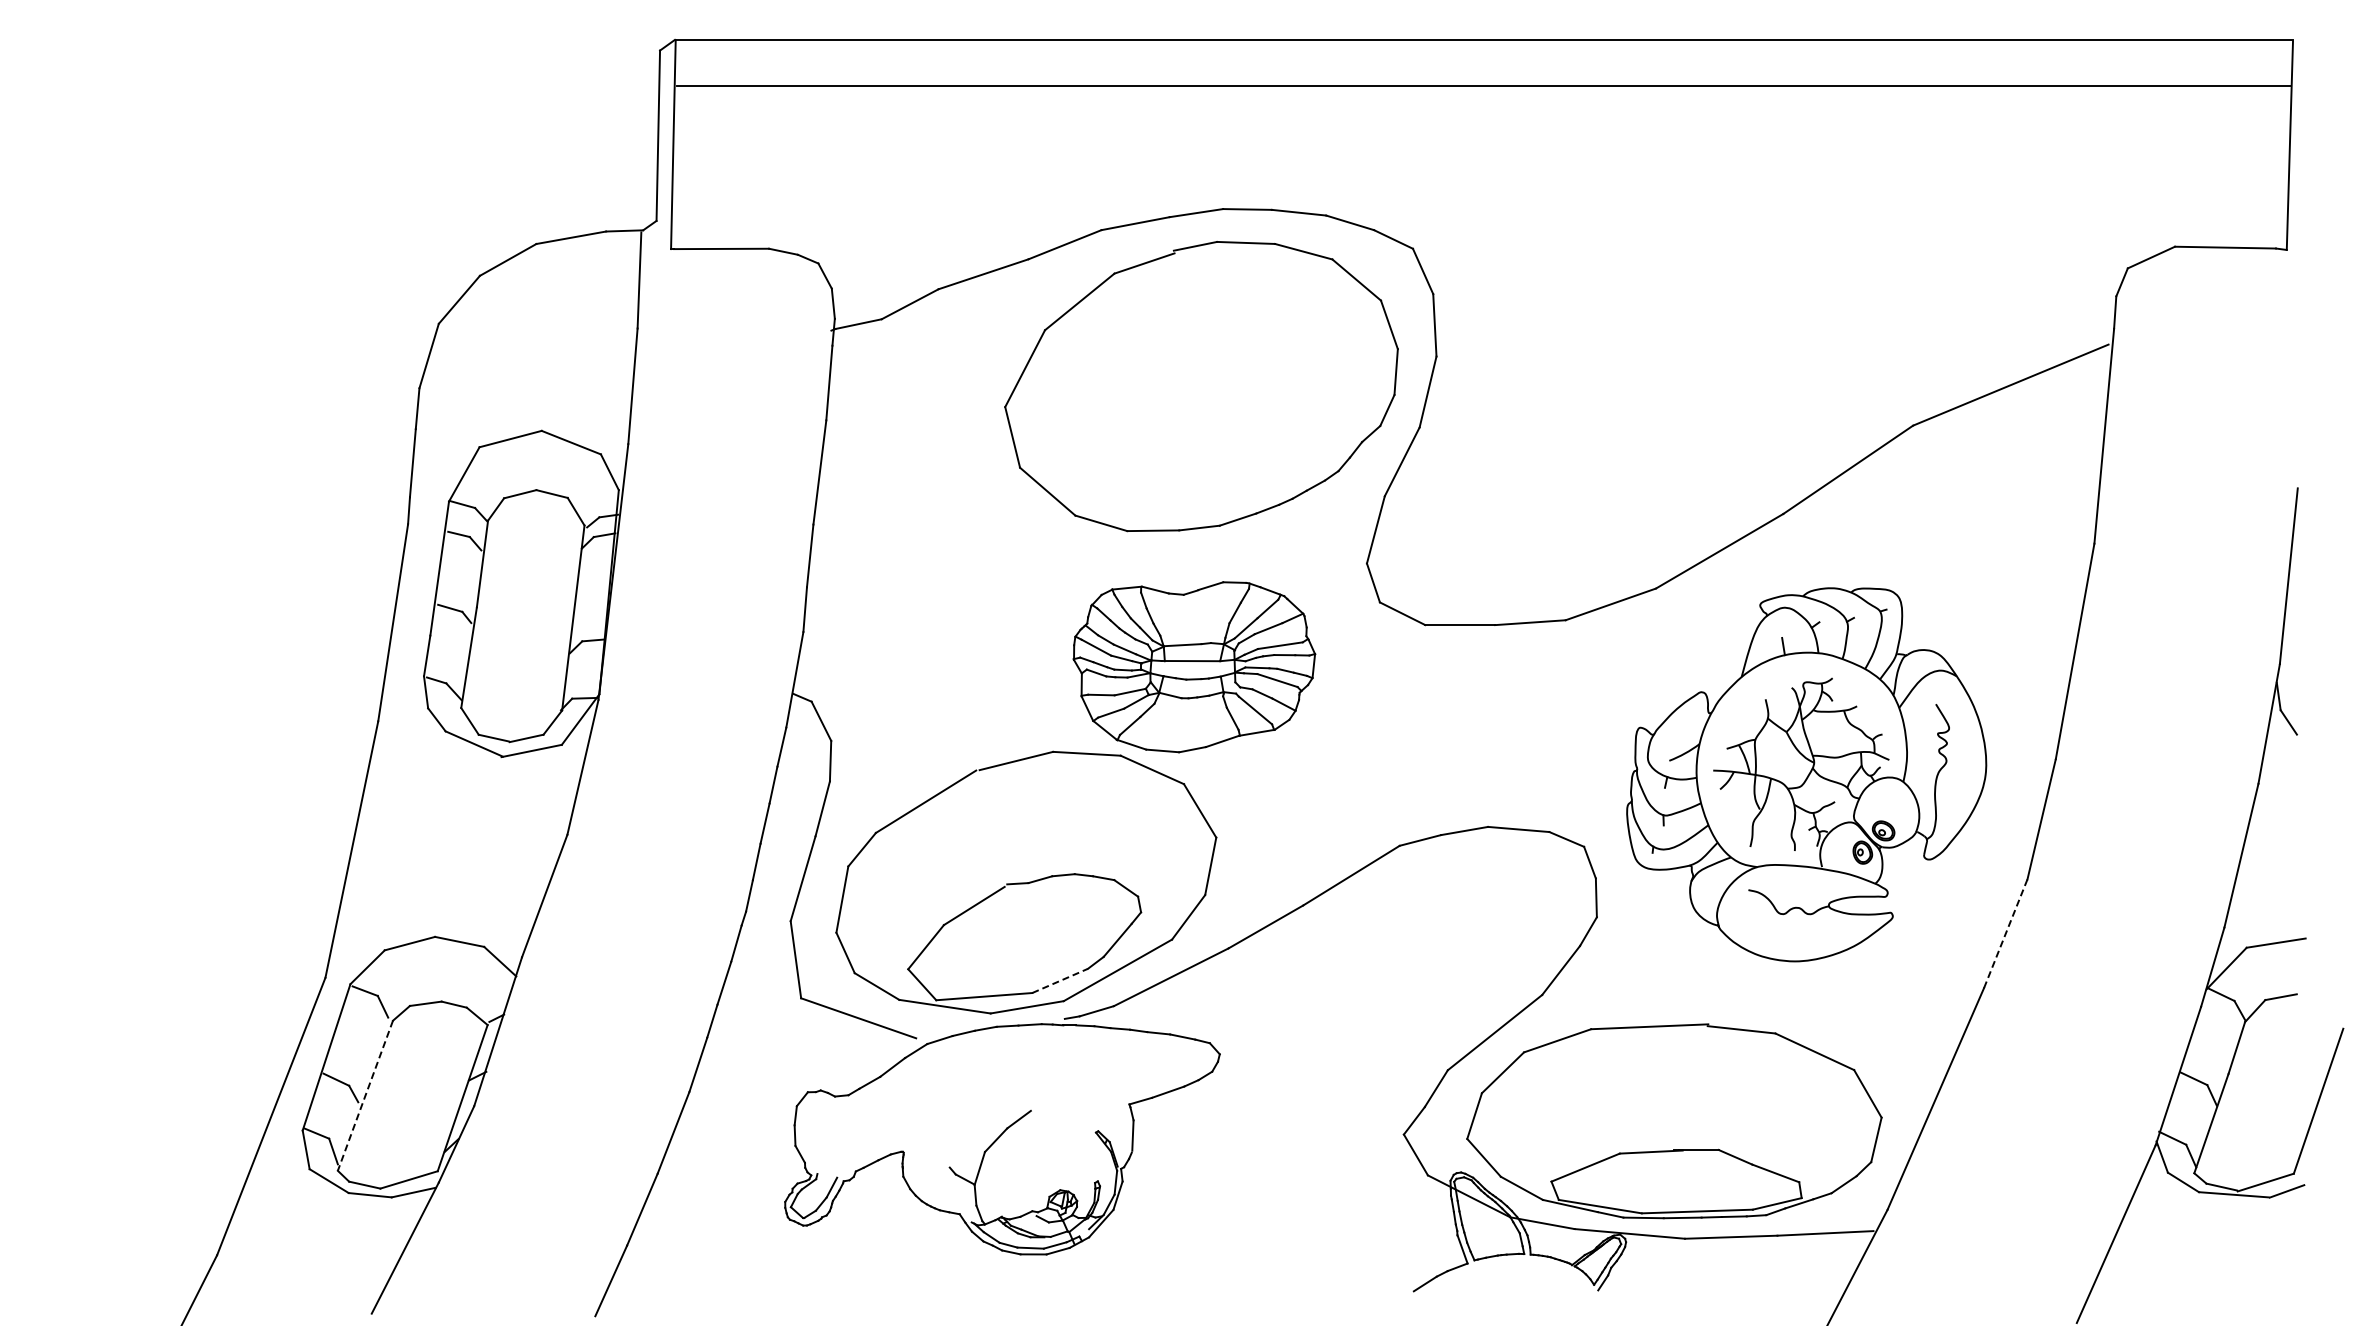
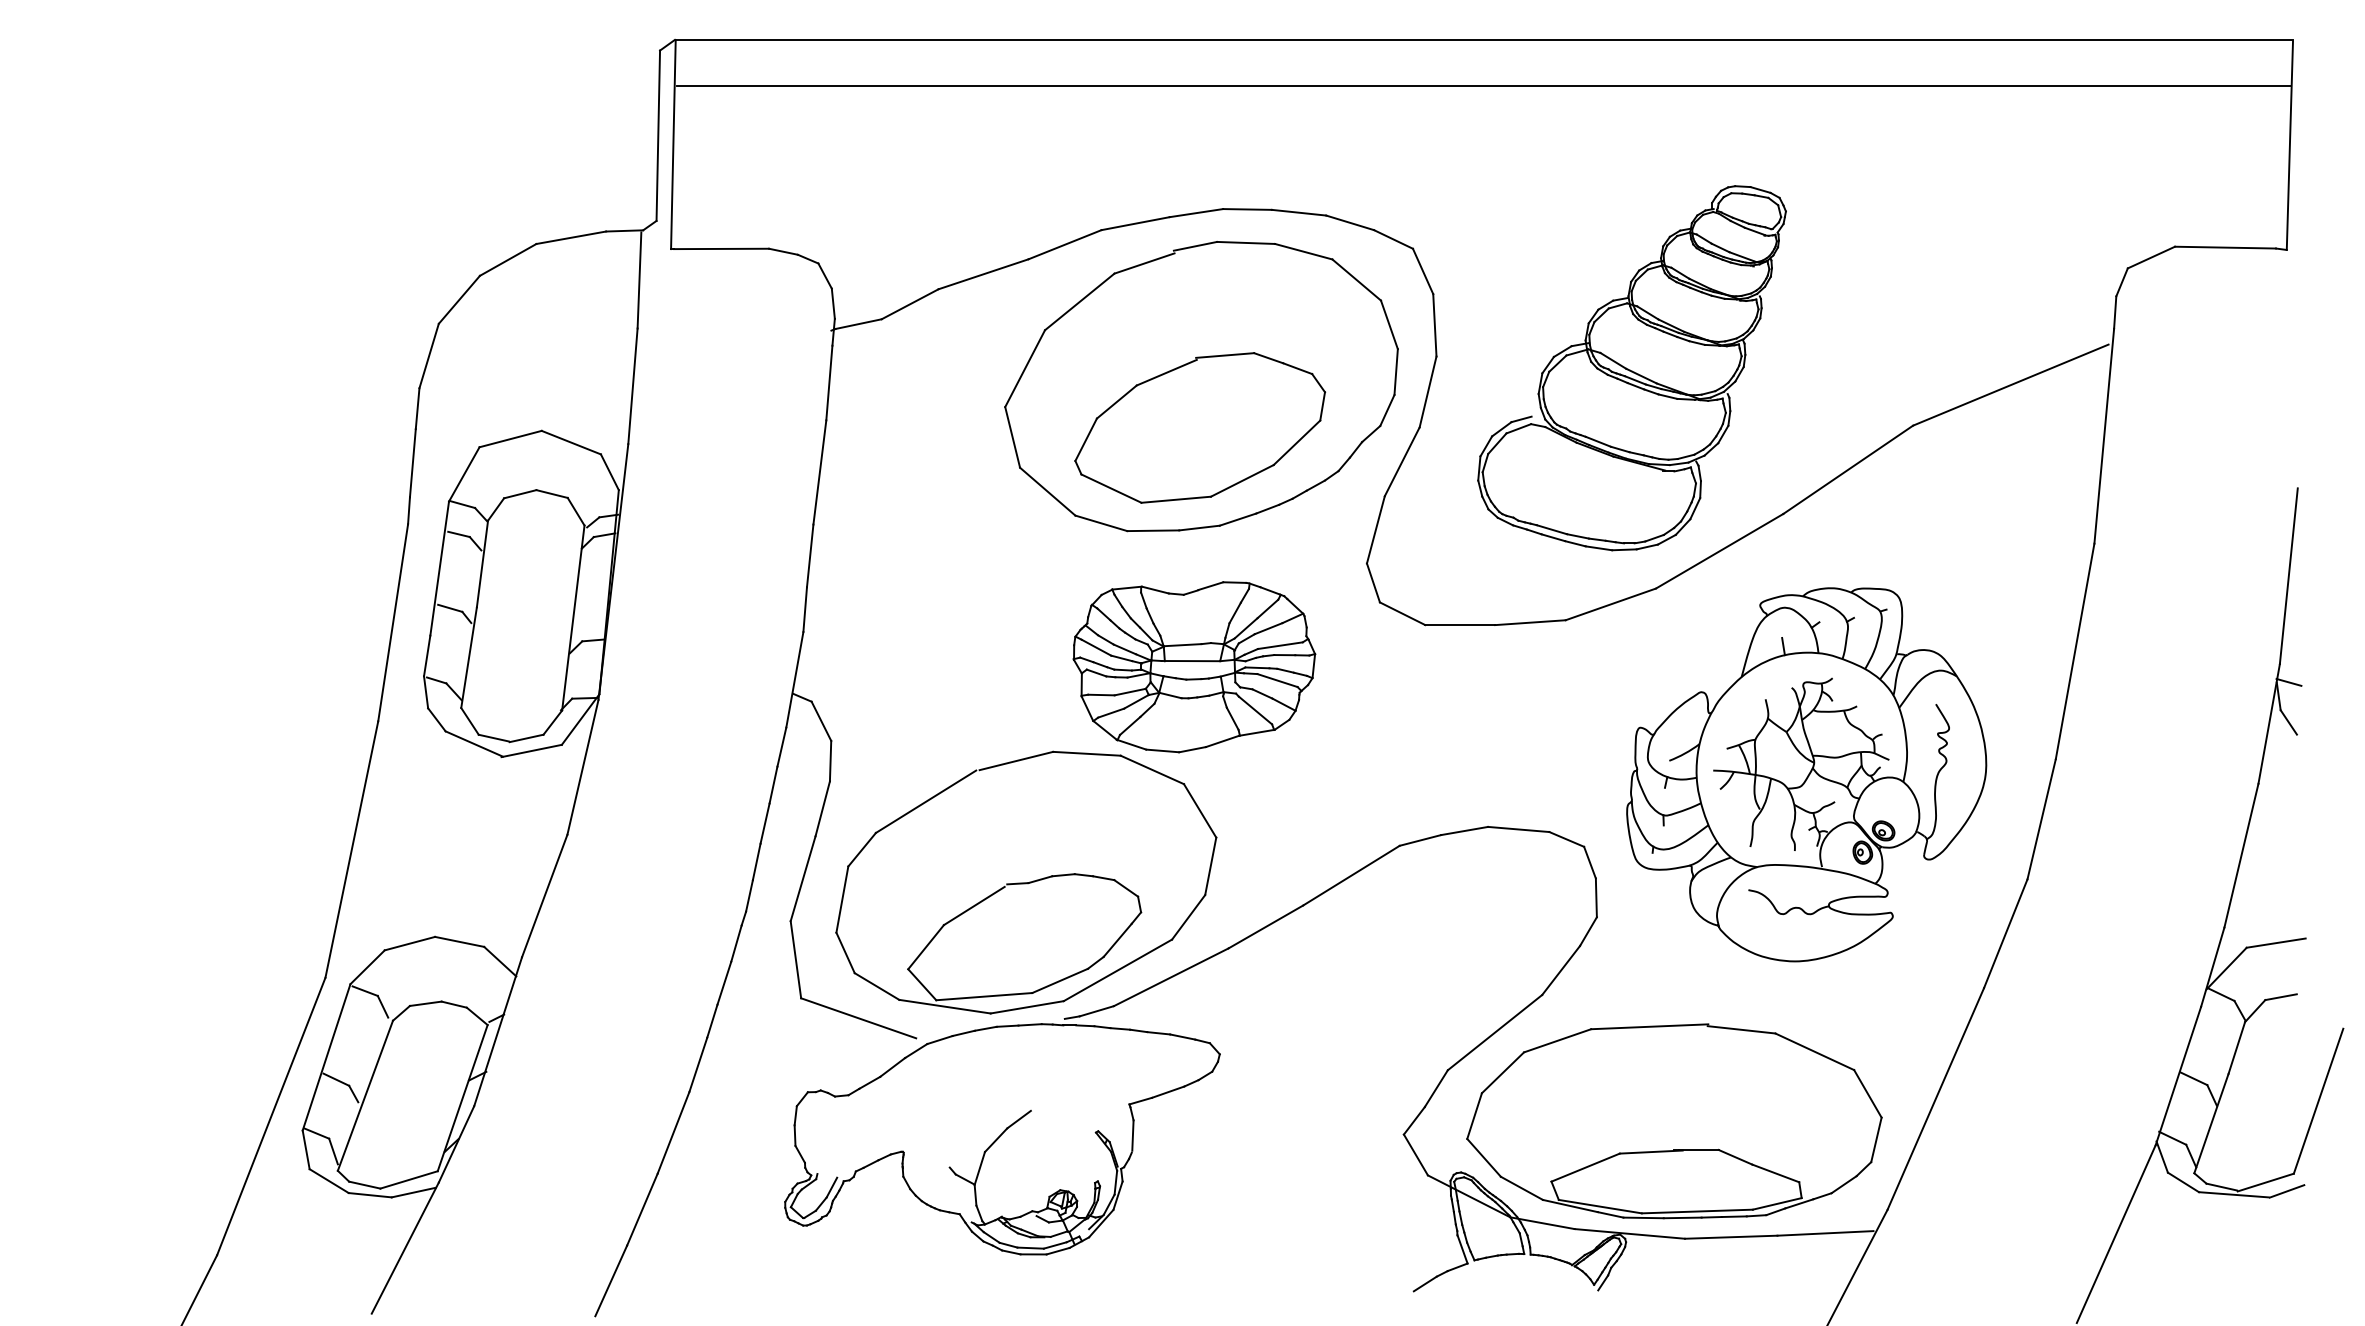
part: none -> present (1631, 368)
part: none -> present (1200, 427)
line: none -> present (2288, 681)
line: dashed -> solid (2005, 933)
line: dashed -> solid (1060, 980)
line: dashed -> solid (365, 1095)
